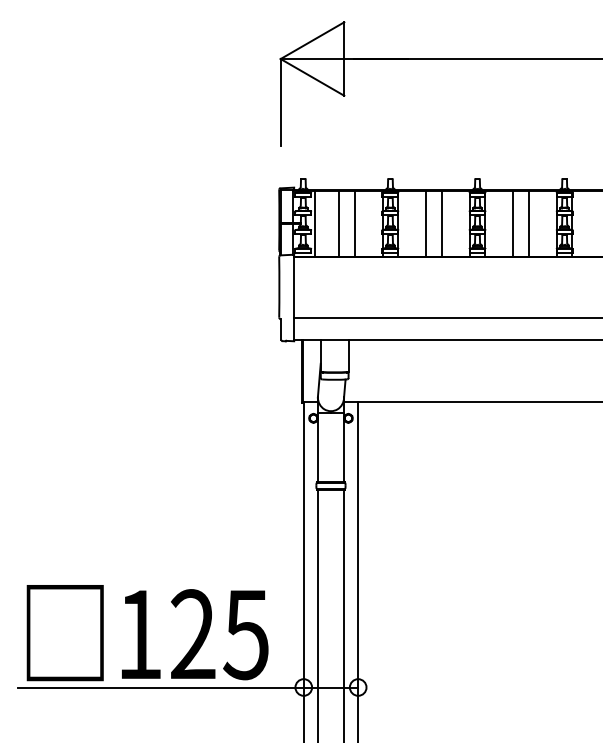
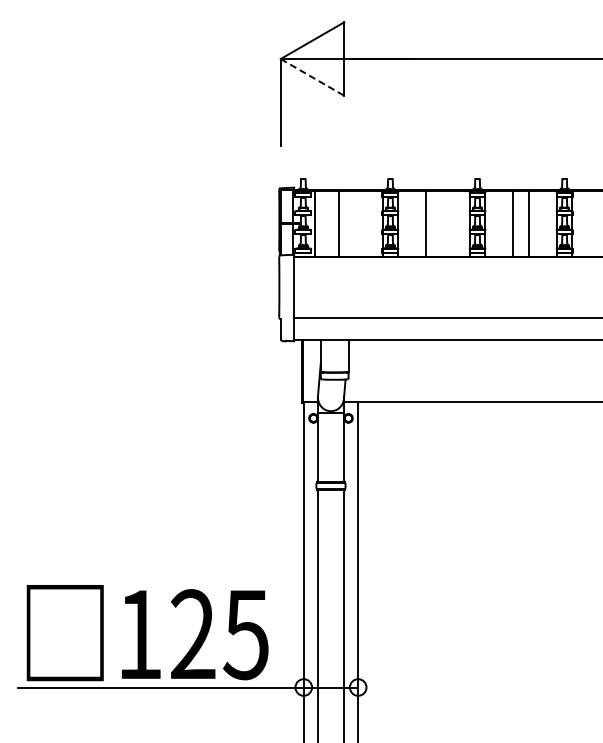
line: solid -> dashed (312, 77)
line: present -> none (354, 223)
line: present -> none (441, 223)
